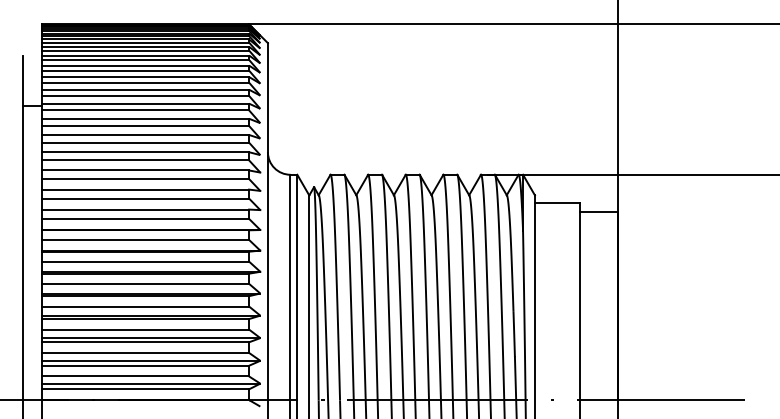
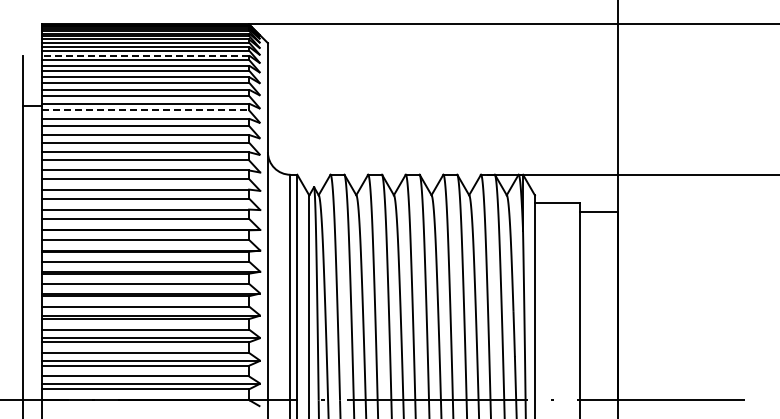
line: solid -> dashed (145, 55)
line: solid -> dashed (146, 110)
